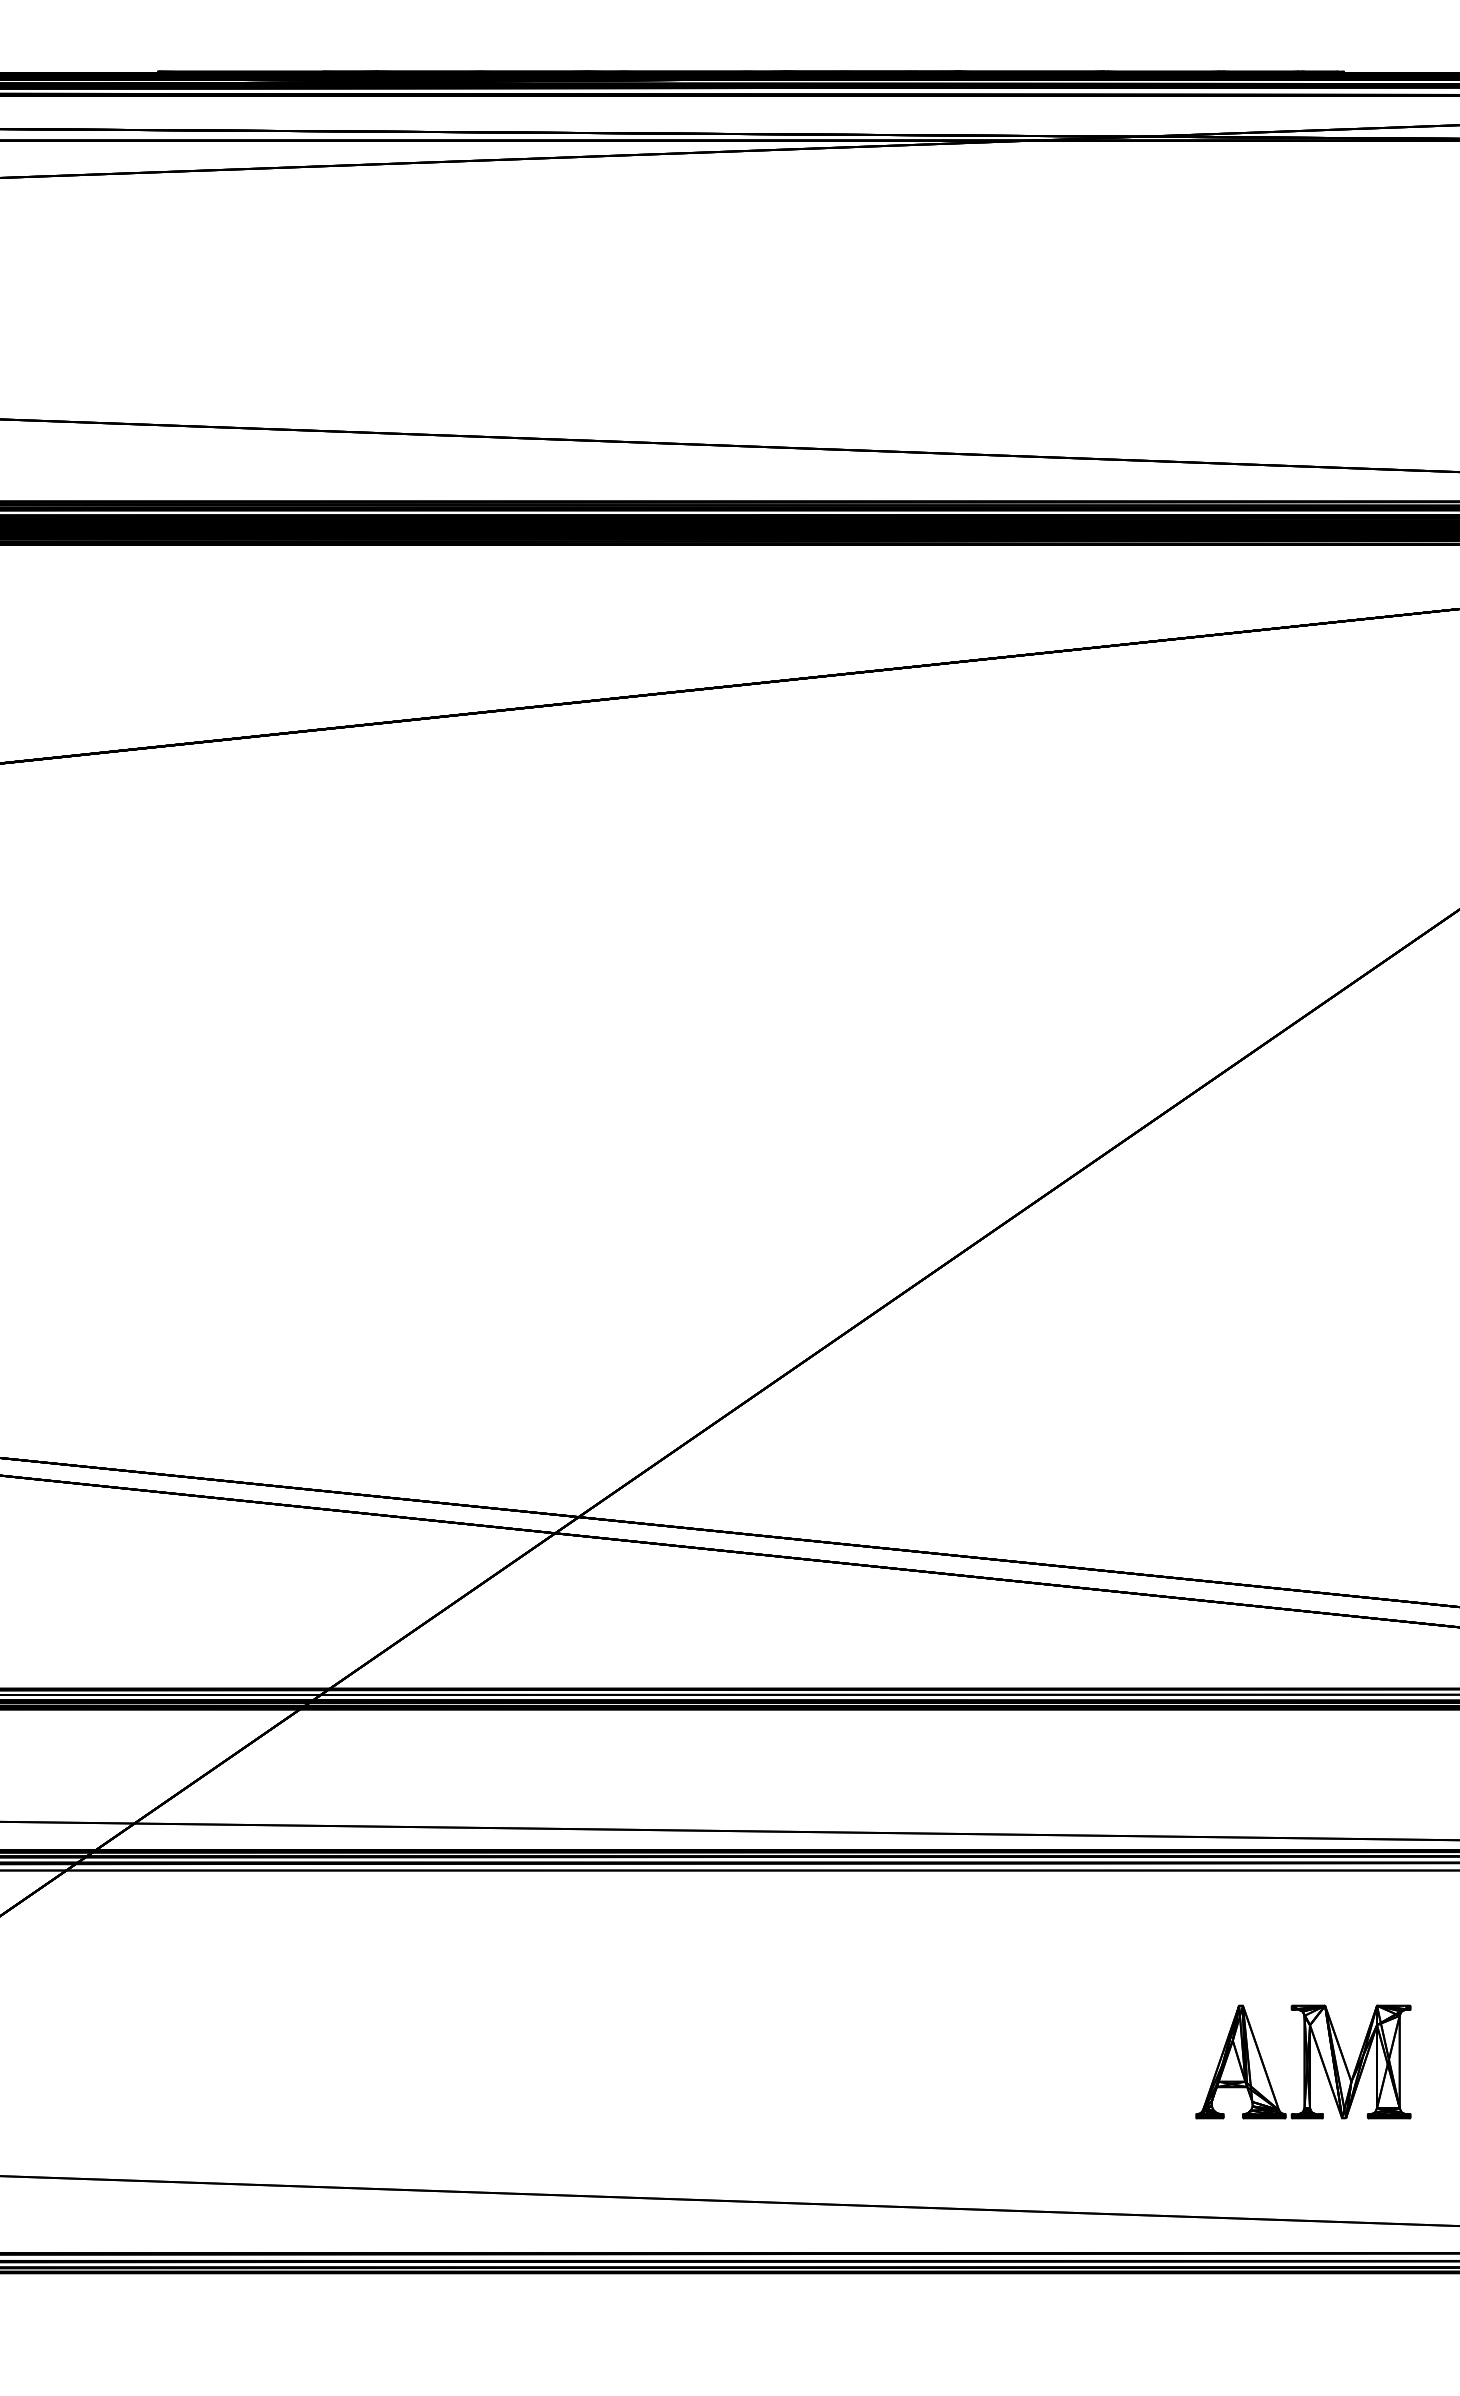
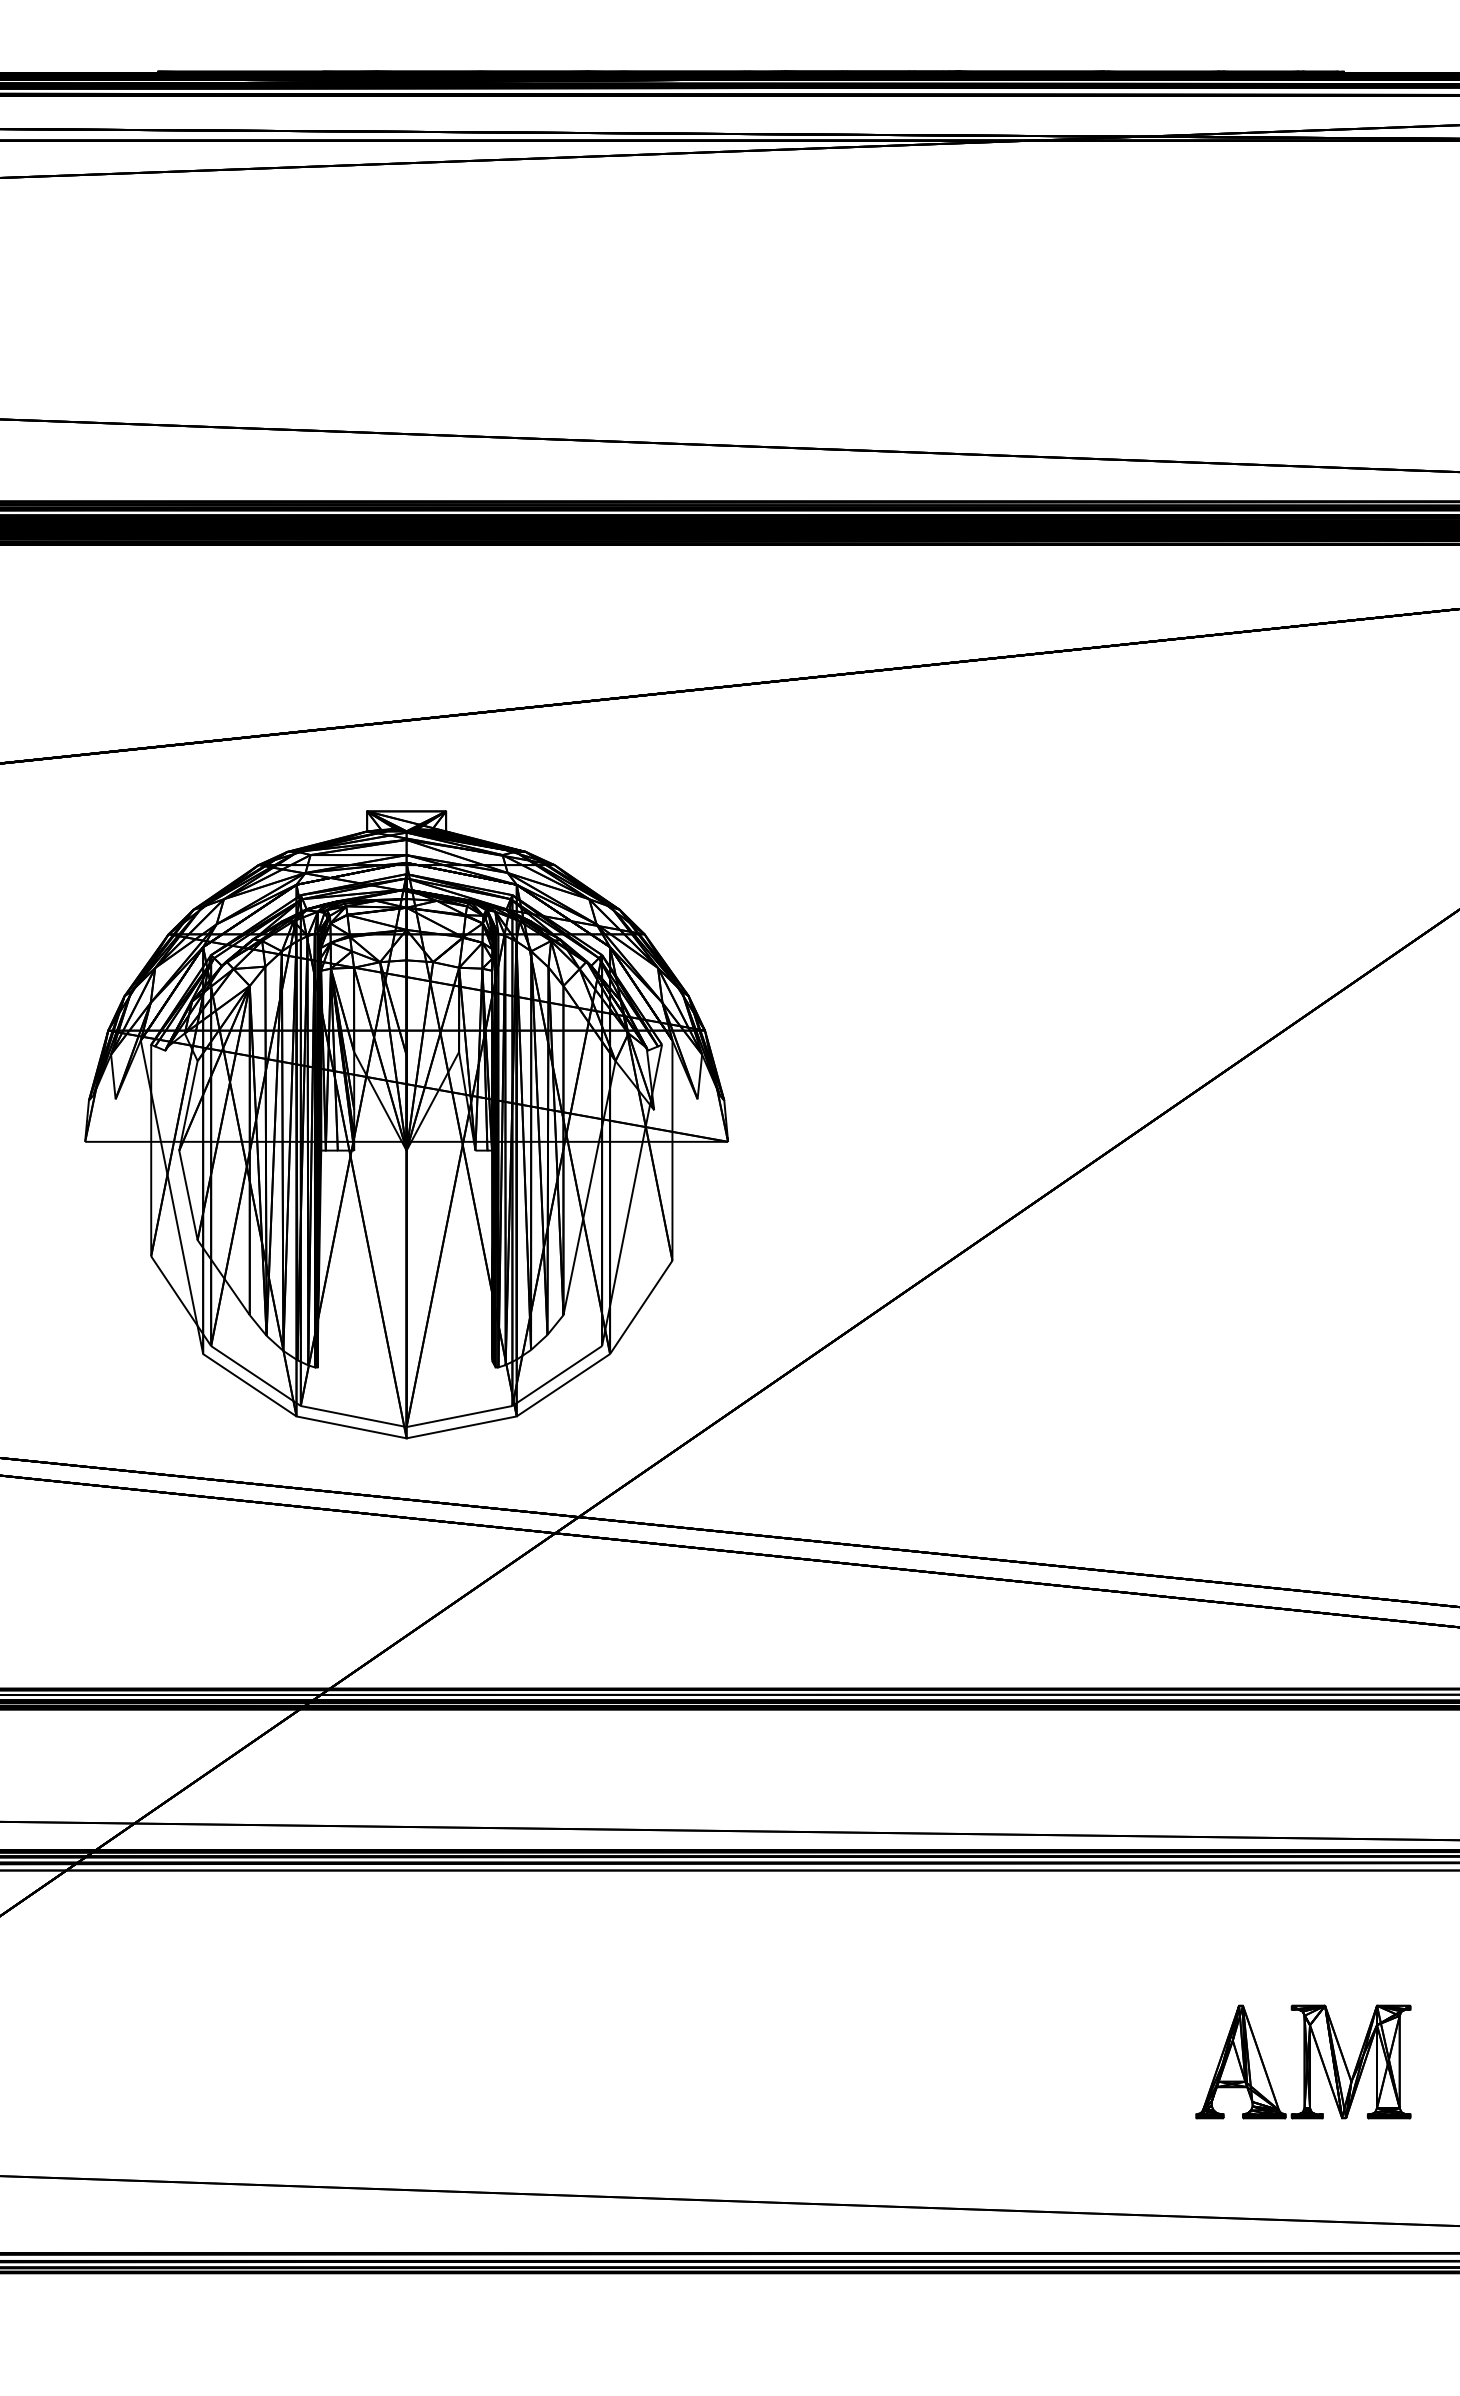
part: none -> present (406, 1124)
